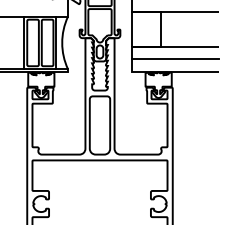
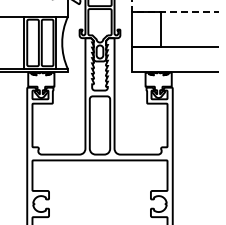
line: solid -> dashed (169, 11)
line: present -> none (175, 59)
